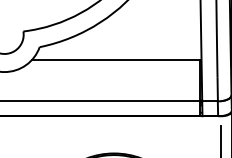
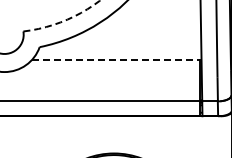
arc: solid -> dashed (65, 20)
line: solid -> dashed (116, 59)
line: present -> none (220, 140)
